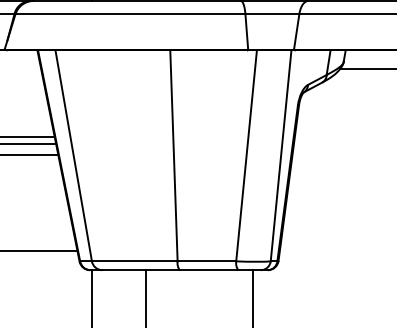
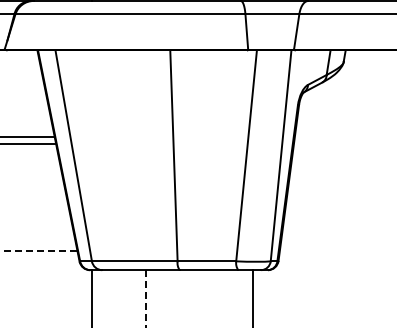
line: present -> none (366, 69)
line: present -> none (30, 154)
line: solid -> dashed (38, 250)
line: solid -> dashed (145, 298)
